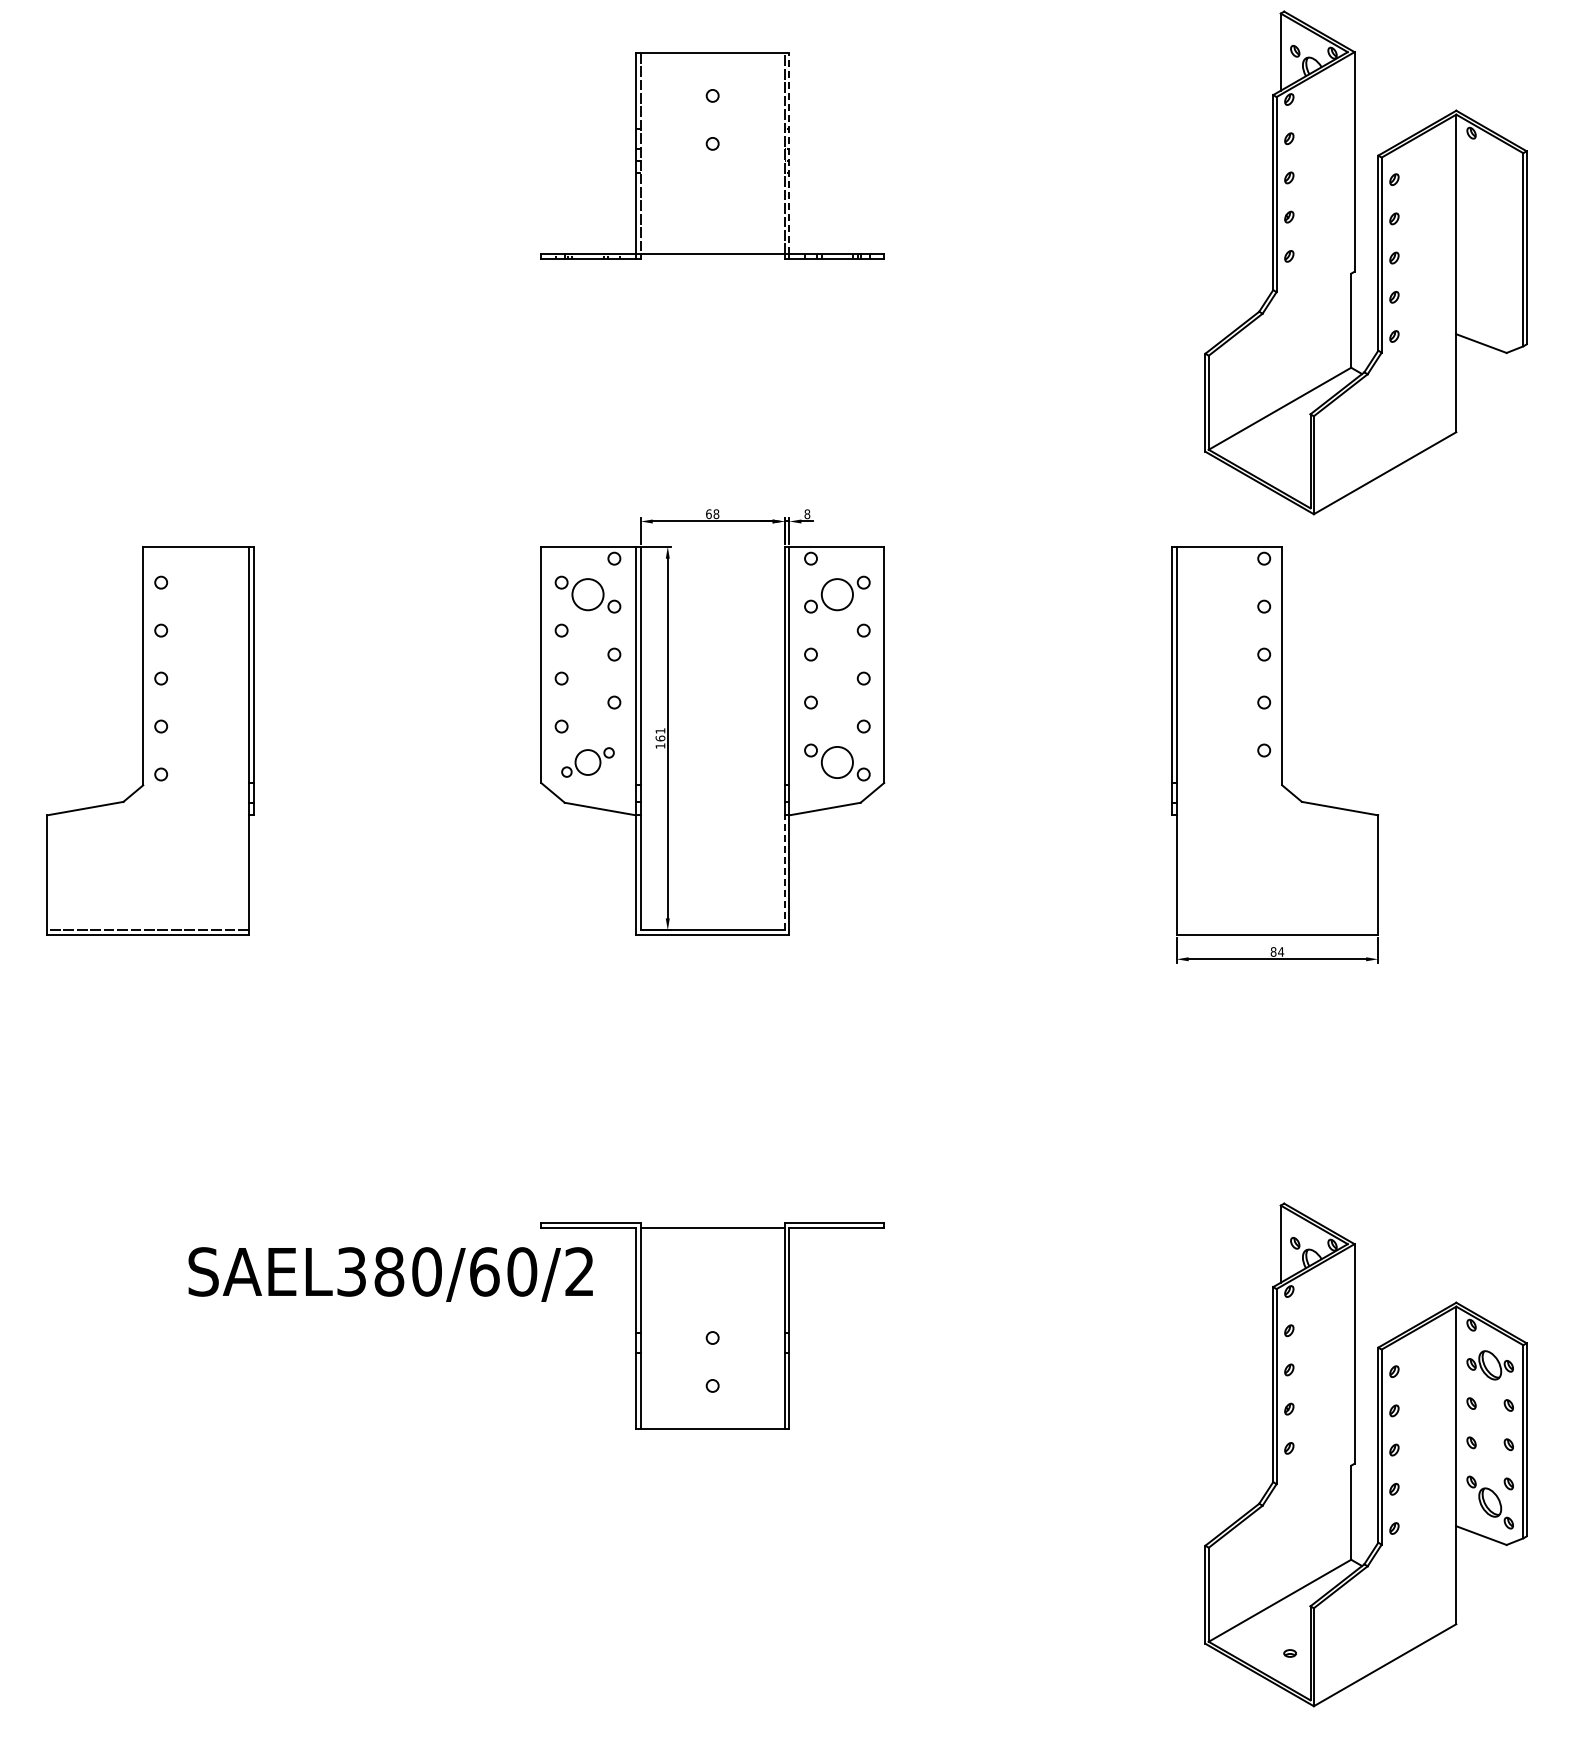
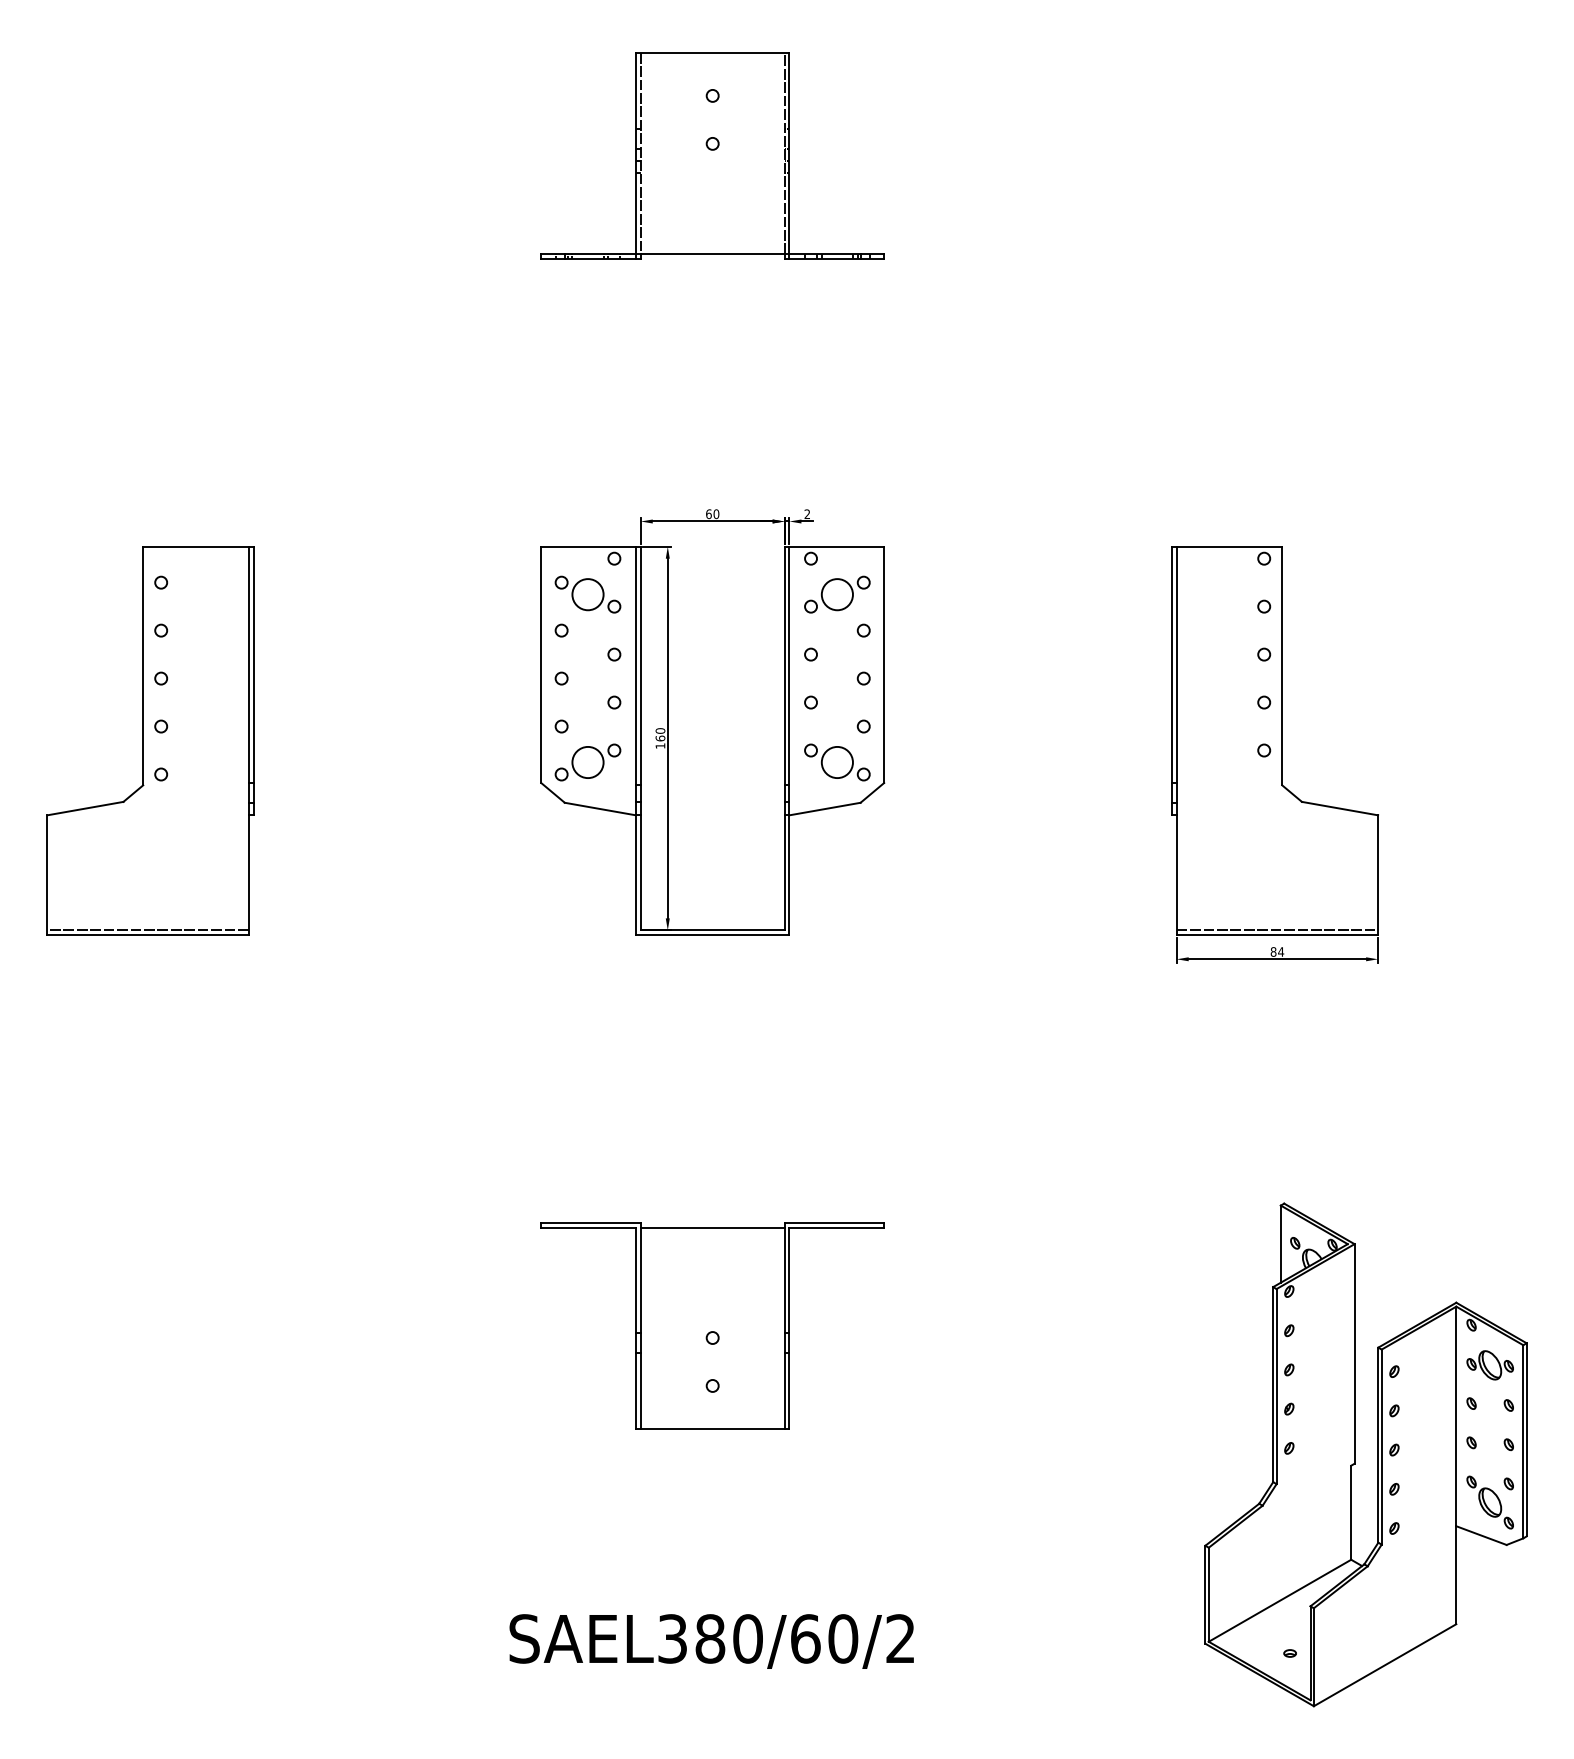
line: dashed -> solid (789, 153)
part: present -> none (1355, 262)
text: 68 -> 60 (716, 513)
text: 8 -> 2 (807, 514)
text: 161 -> 160 (660, 730)
part size: 54x31 px -> 68x39 px (587, 762)
line: dashed -> solid (784, 872)
line: none -> present (1277, 930)
text position: (390, 1274) -> (711, 1641) (711, 1641)
